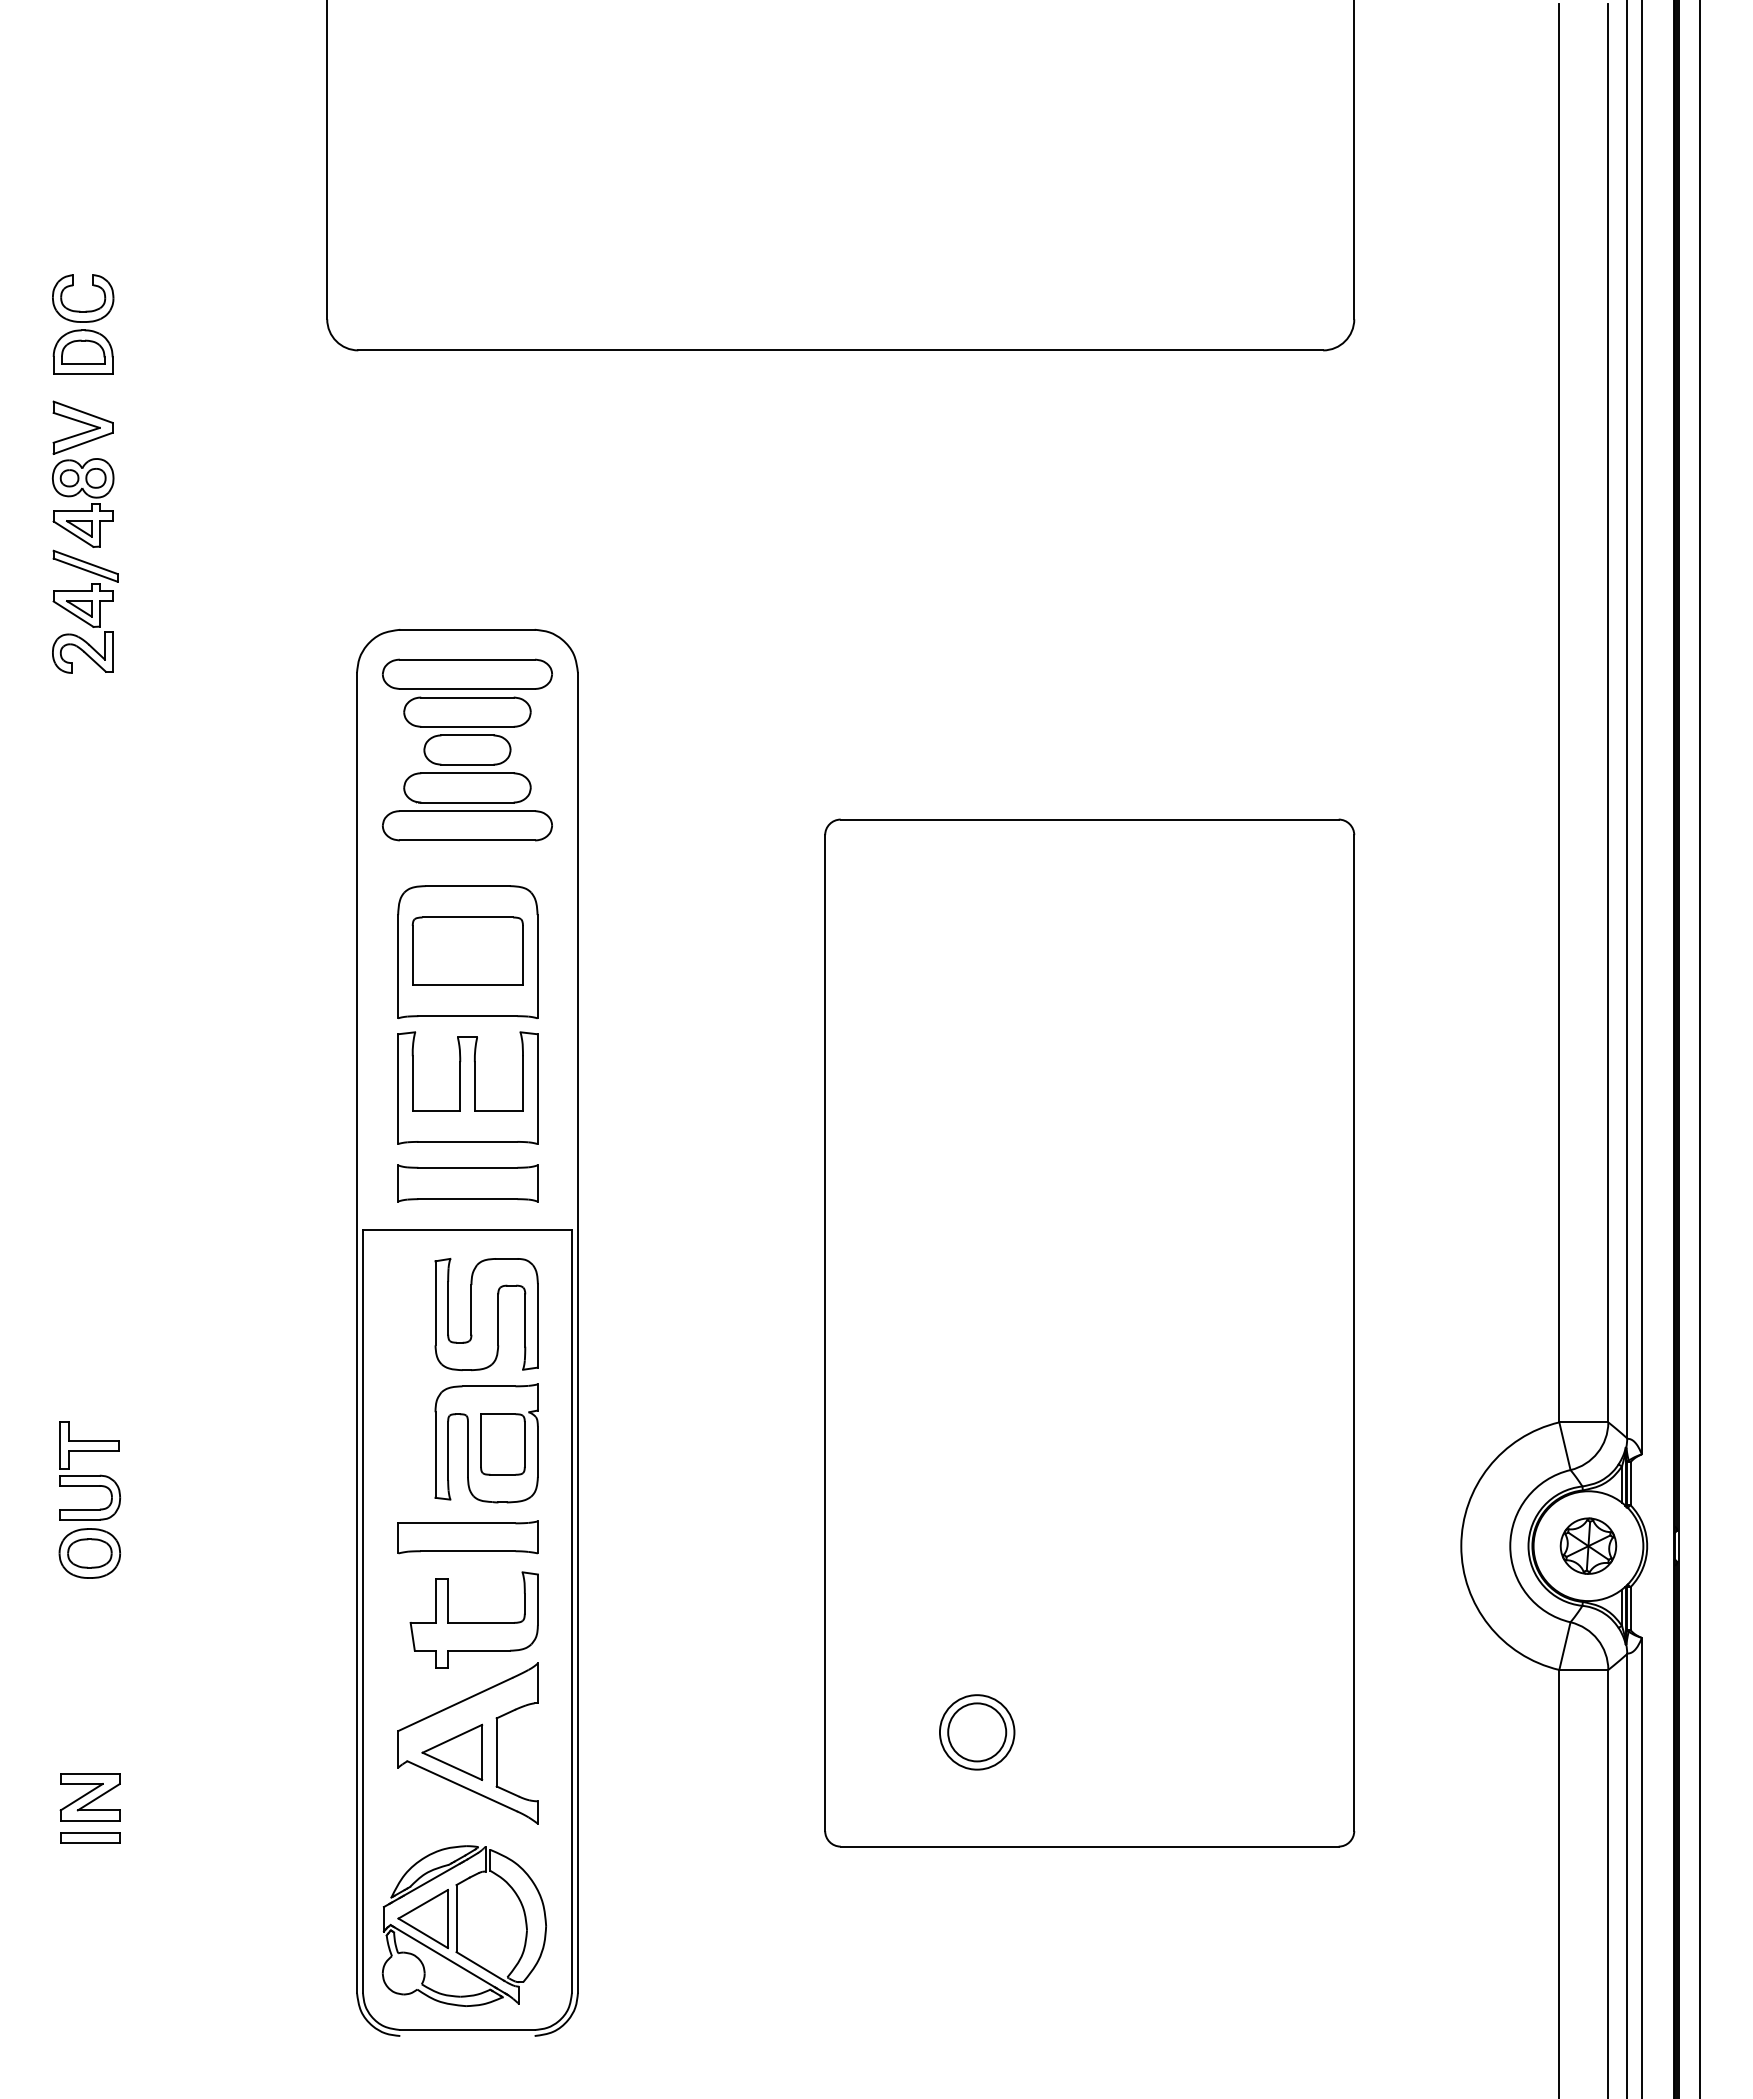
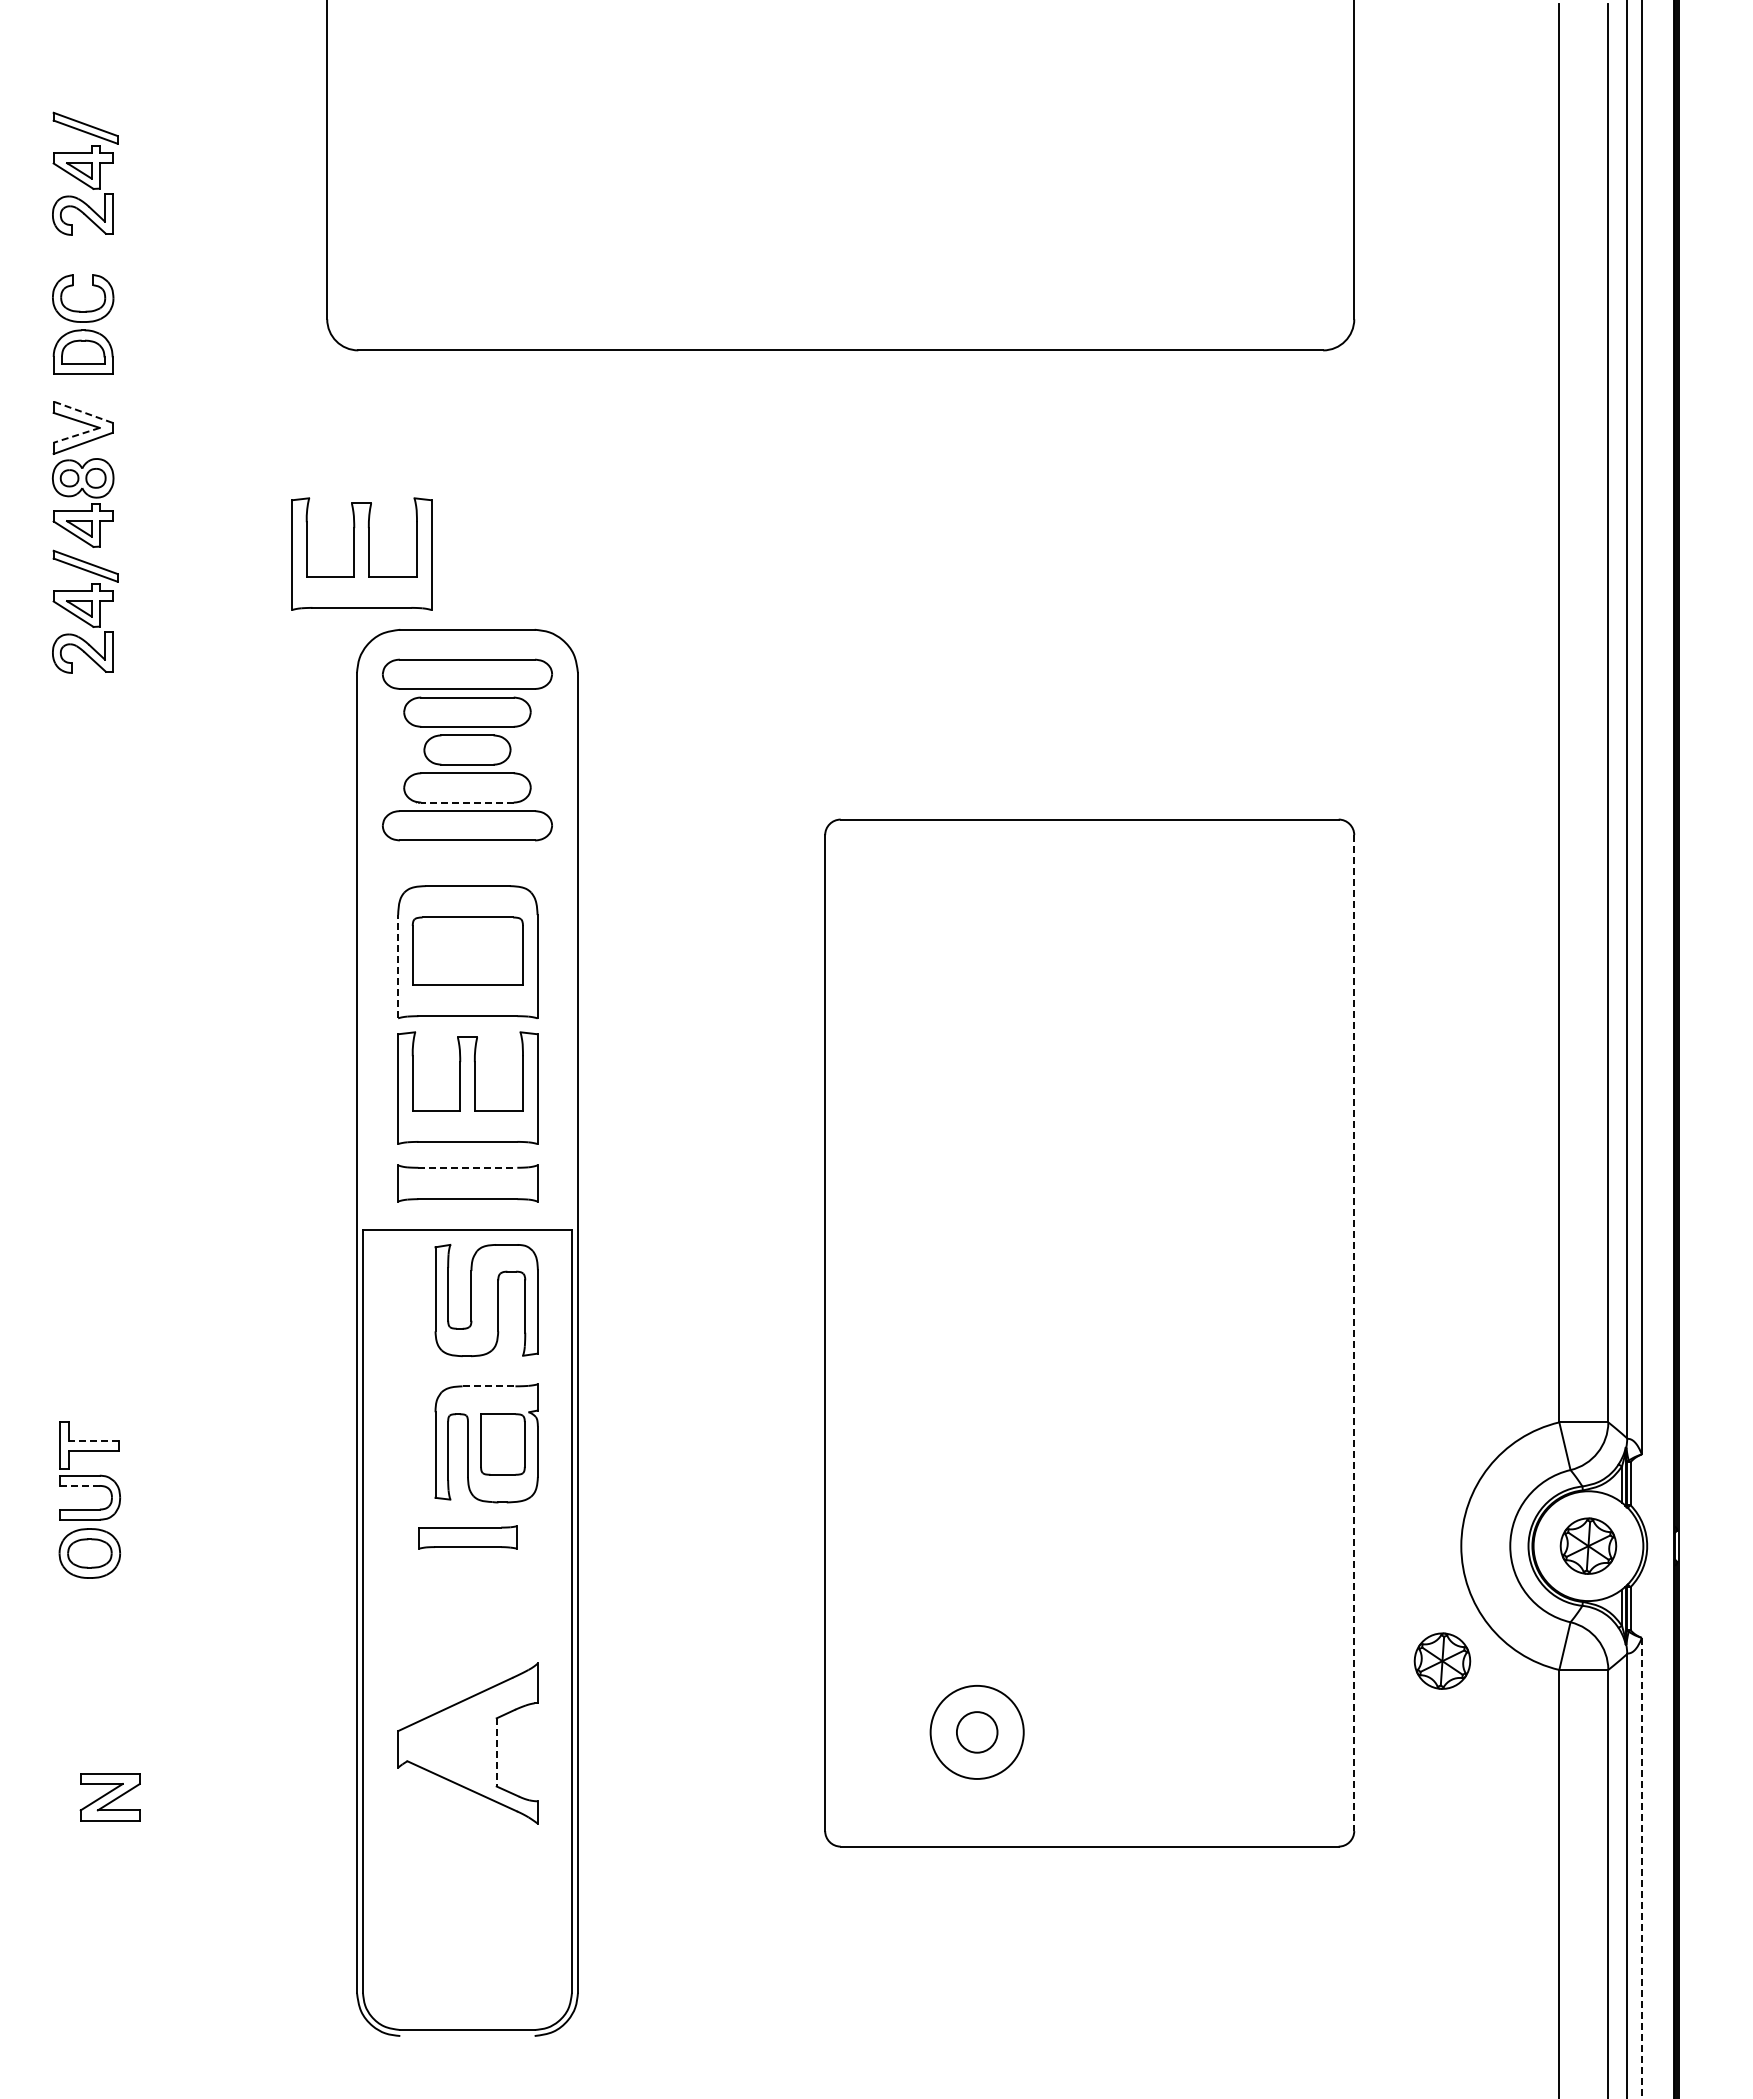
part: none -> present (85, 173)
line: solid -> dashed (82, 412)
line: solid -> dashed (76, 435)
part: none -> present (361, 553)
line: solid -> dashed (466, 802)
line: solid -> dashed (398, 966)
line: present -> none (1700, 1048)
line: solid -> dashed (468, 1167)
part position: (486, 1314) -> (486, 1300) (486, 1300)
line: solid -> dashed (1354, 1333)
line: solid -> dashed (489, 1386)
line: solid -> dashed (93, 1440)
line: solid -> dashed (79, 1485)
part size: 142x35 px -> 100x25 px (467, 1537)
part: present -> none (473, 1619)
part: none -> present (1442, 1660)
circle diameter: 74 px -> 93 px (976, 1731)
circle diameter: 58 px -> 41 px (976, 1732)
part: present -> none (452, 1751)
line: solid -> dashed (496, 1752)
part position: (89, 1797) -> (109, 1797) (109, 1797)
part: present -> none (90, 1837)
line: solid -> dashed (1641, 1868)
part: present -> none (463, 1925)
